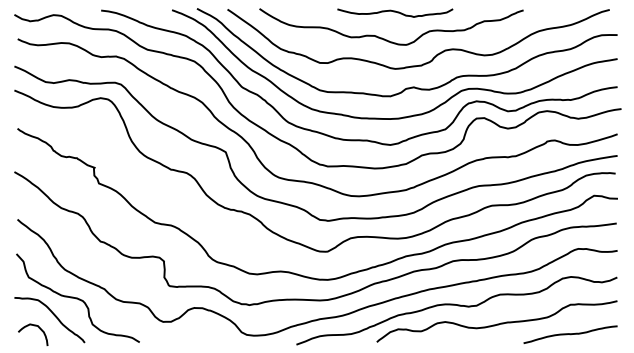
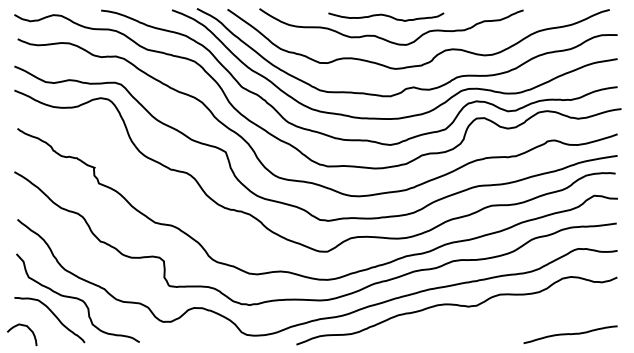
curve position: (395, 12) -> (386, 16) (386, 16)
curve: present -> none (497, 323)
curve position: (38, 328) -> (27, 328) (27, 328)
